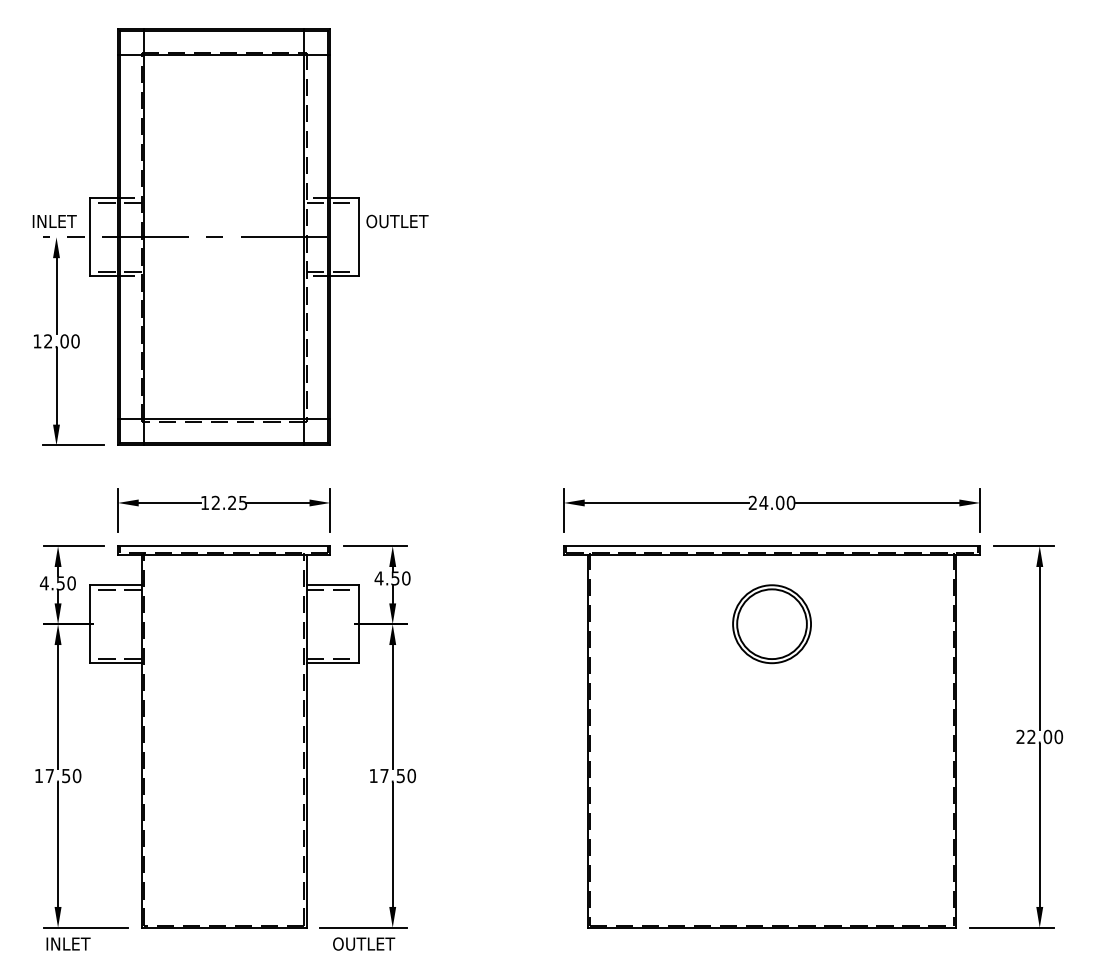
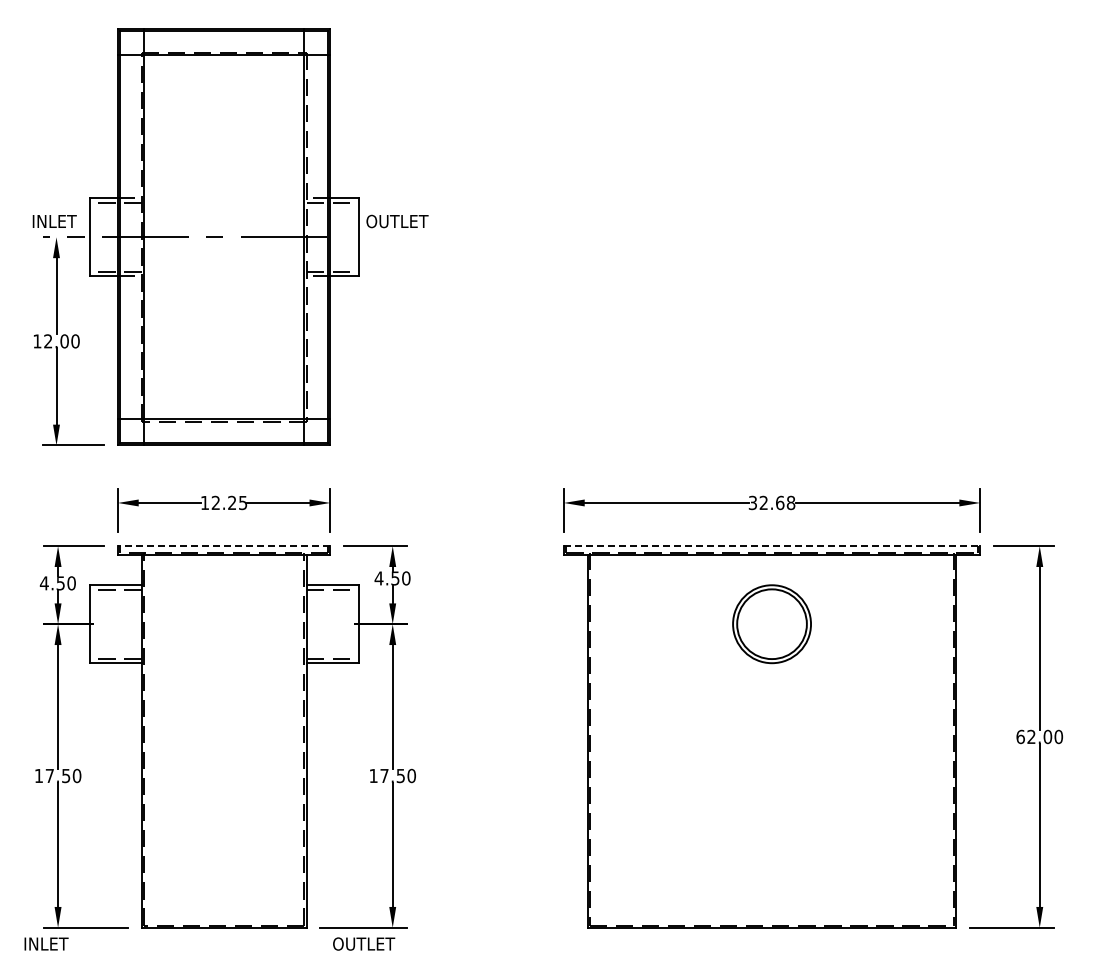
text: 24.00 -> 32.68 (771, 502)
line: solid -> dashed (223, 546)
line: solid -> dashed (772, 546)
text: 22.00 -> 62.00 (1020, 736)
text position: (68, 943) -> (46, 943) (46, 943)
